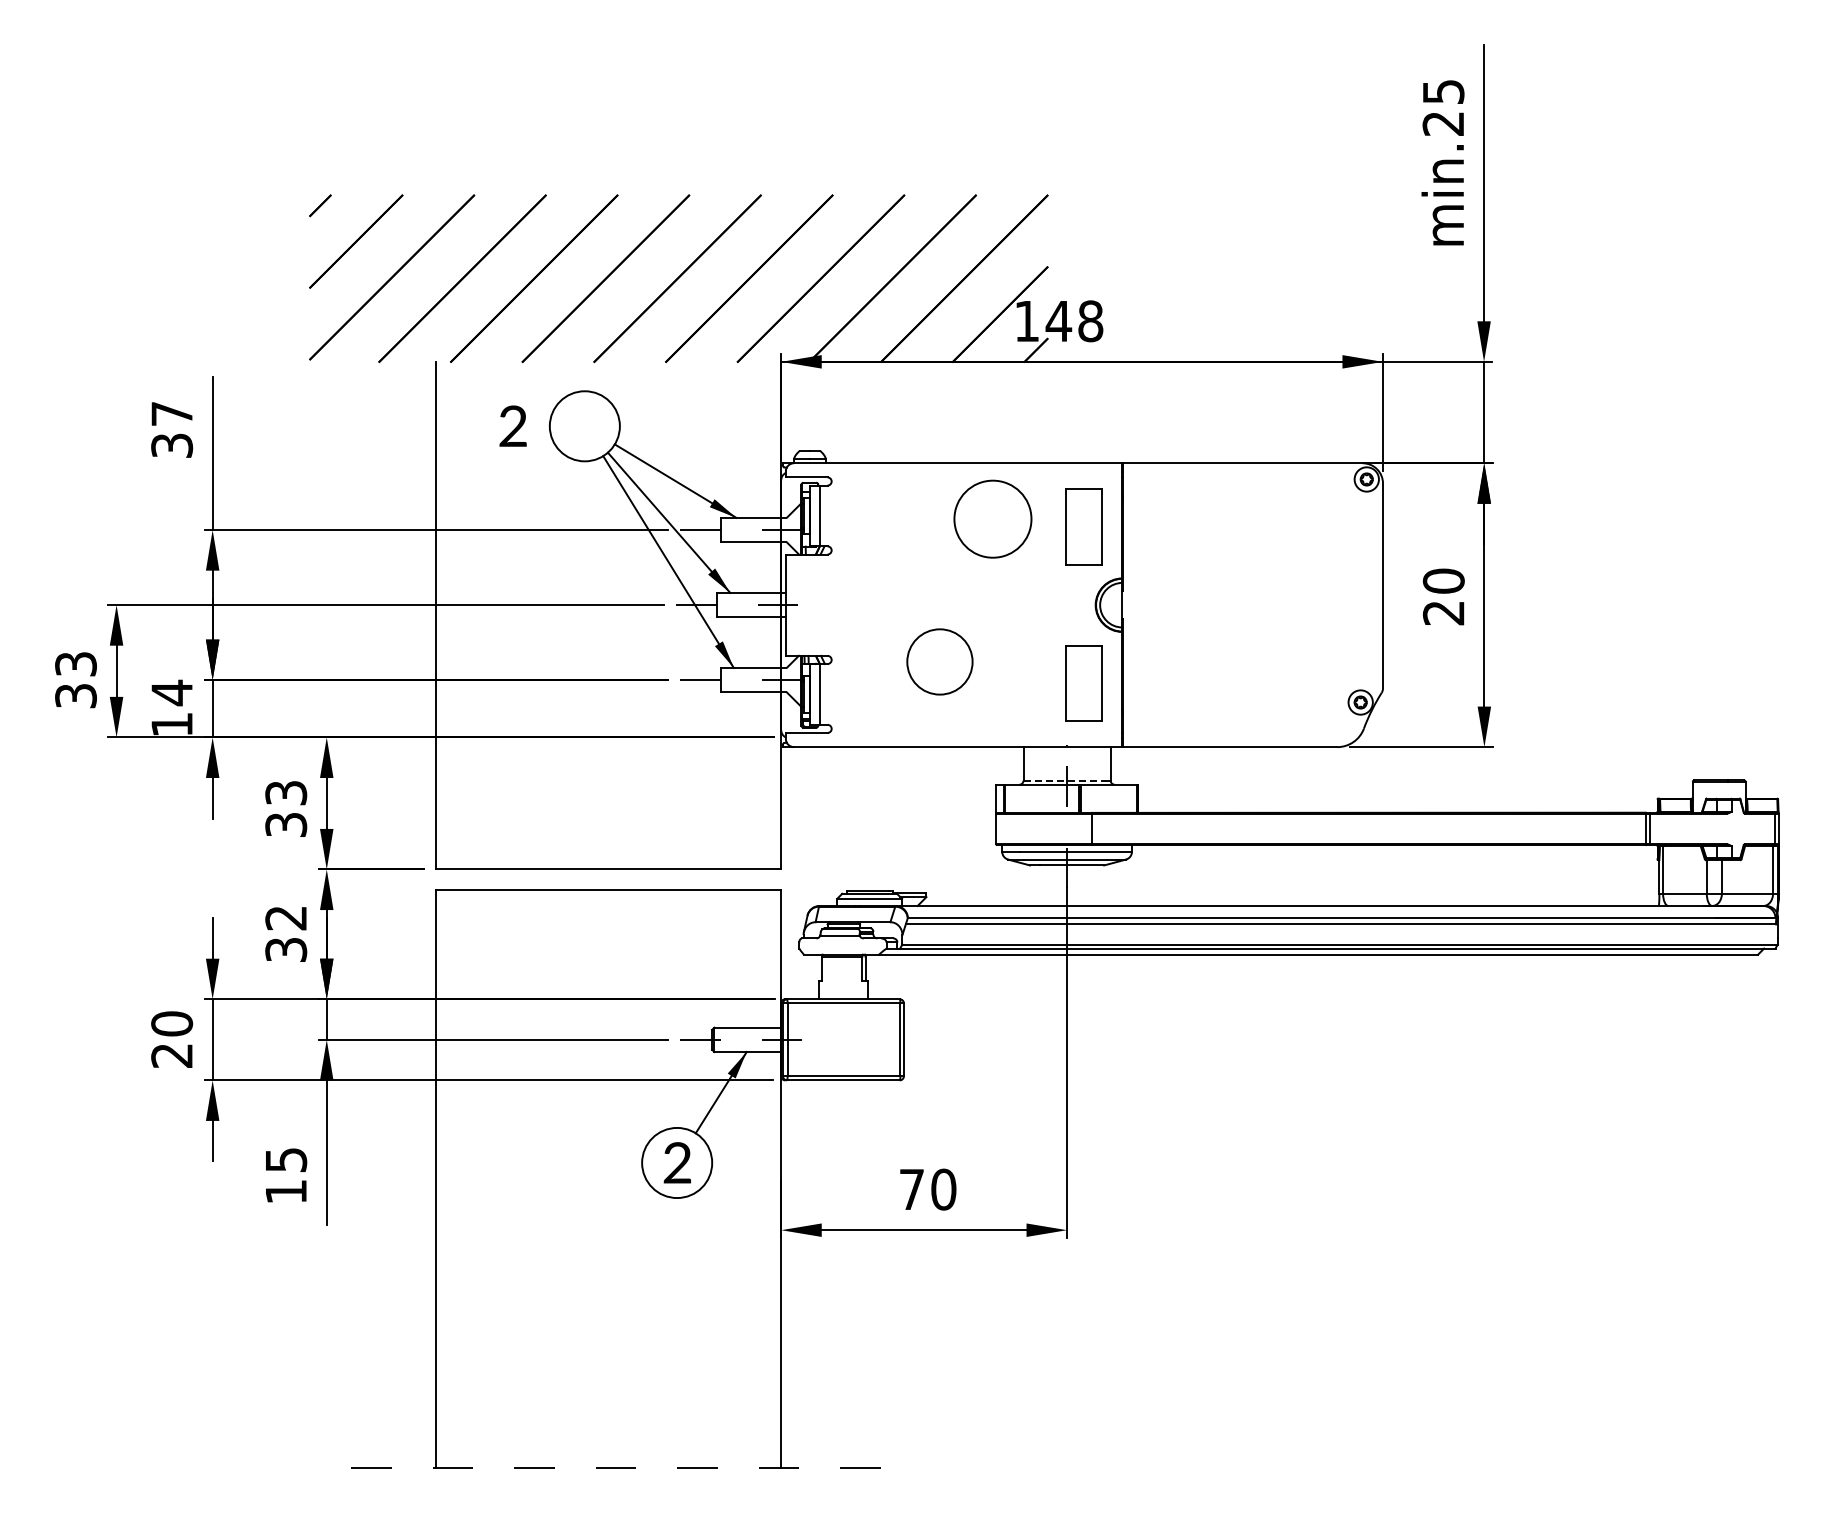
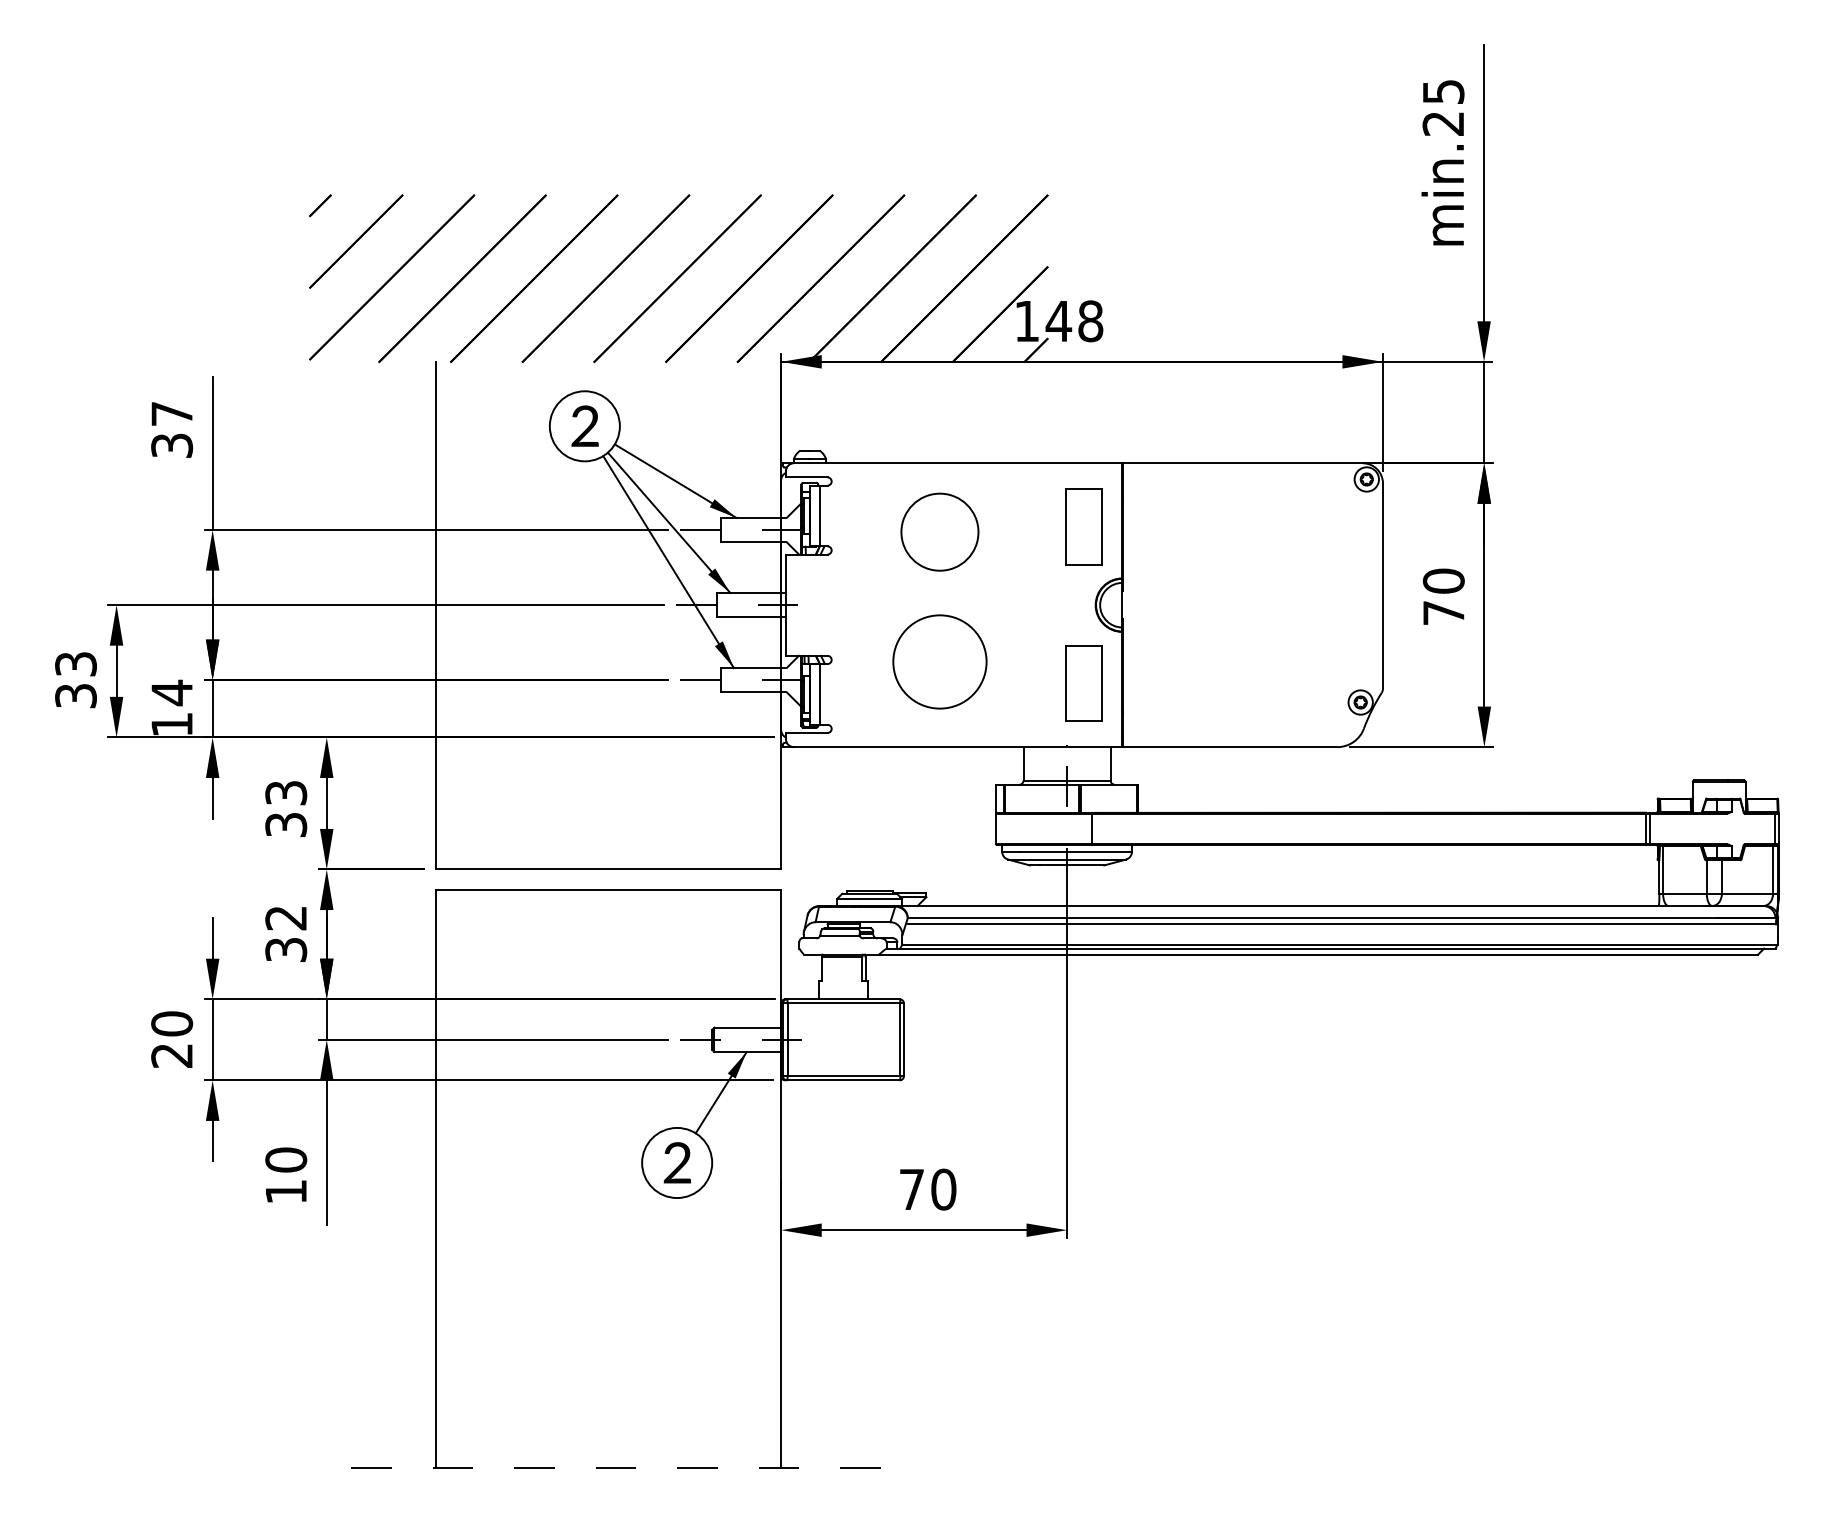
text position: (512, 425) -> (584, 425) (584, 425)
circle position: (992, 518) -> (939, 531) (939, 531)
text: 20 -> 70 (1443, 613)
circle diameter: 65 px -> 93 px (939, 661)
line: dashed -> solid (1065, 780)
text: 15 -> 10 (286, 1159)
